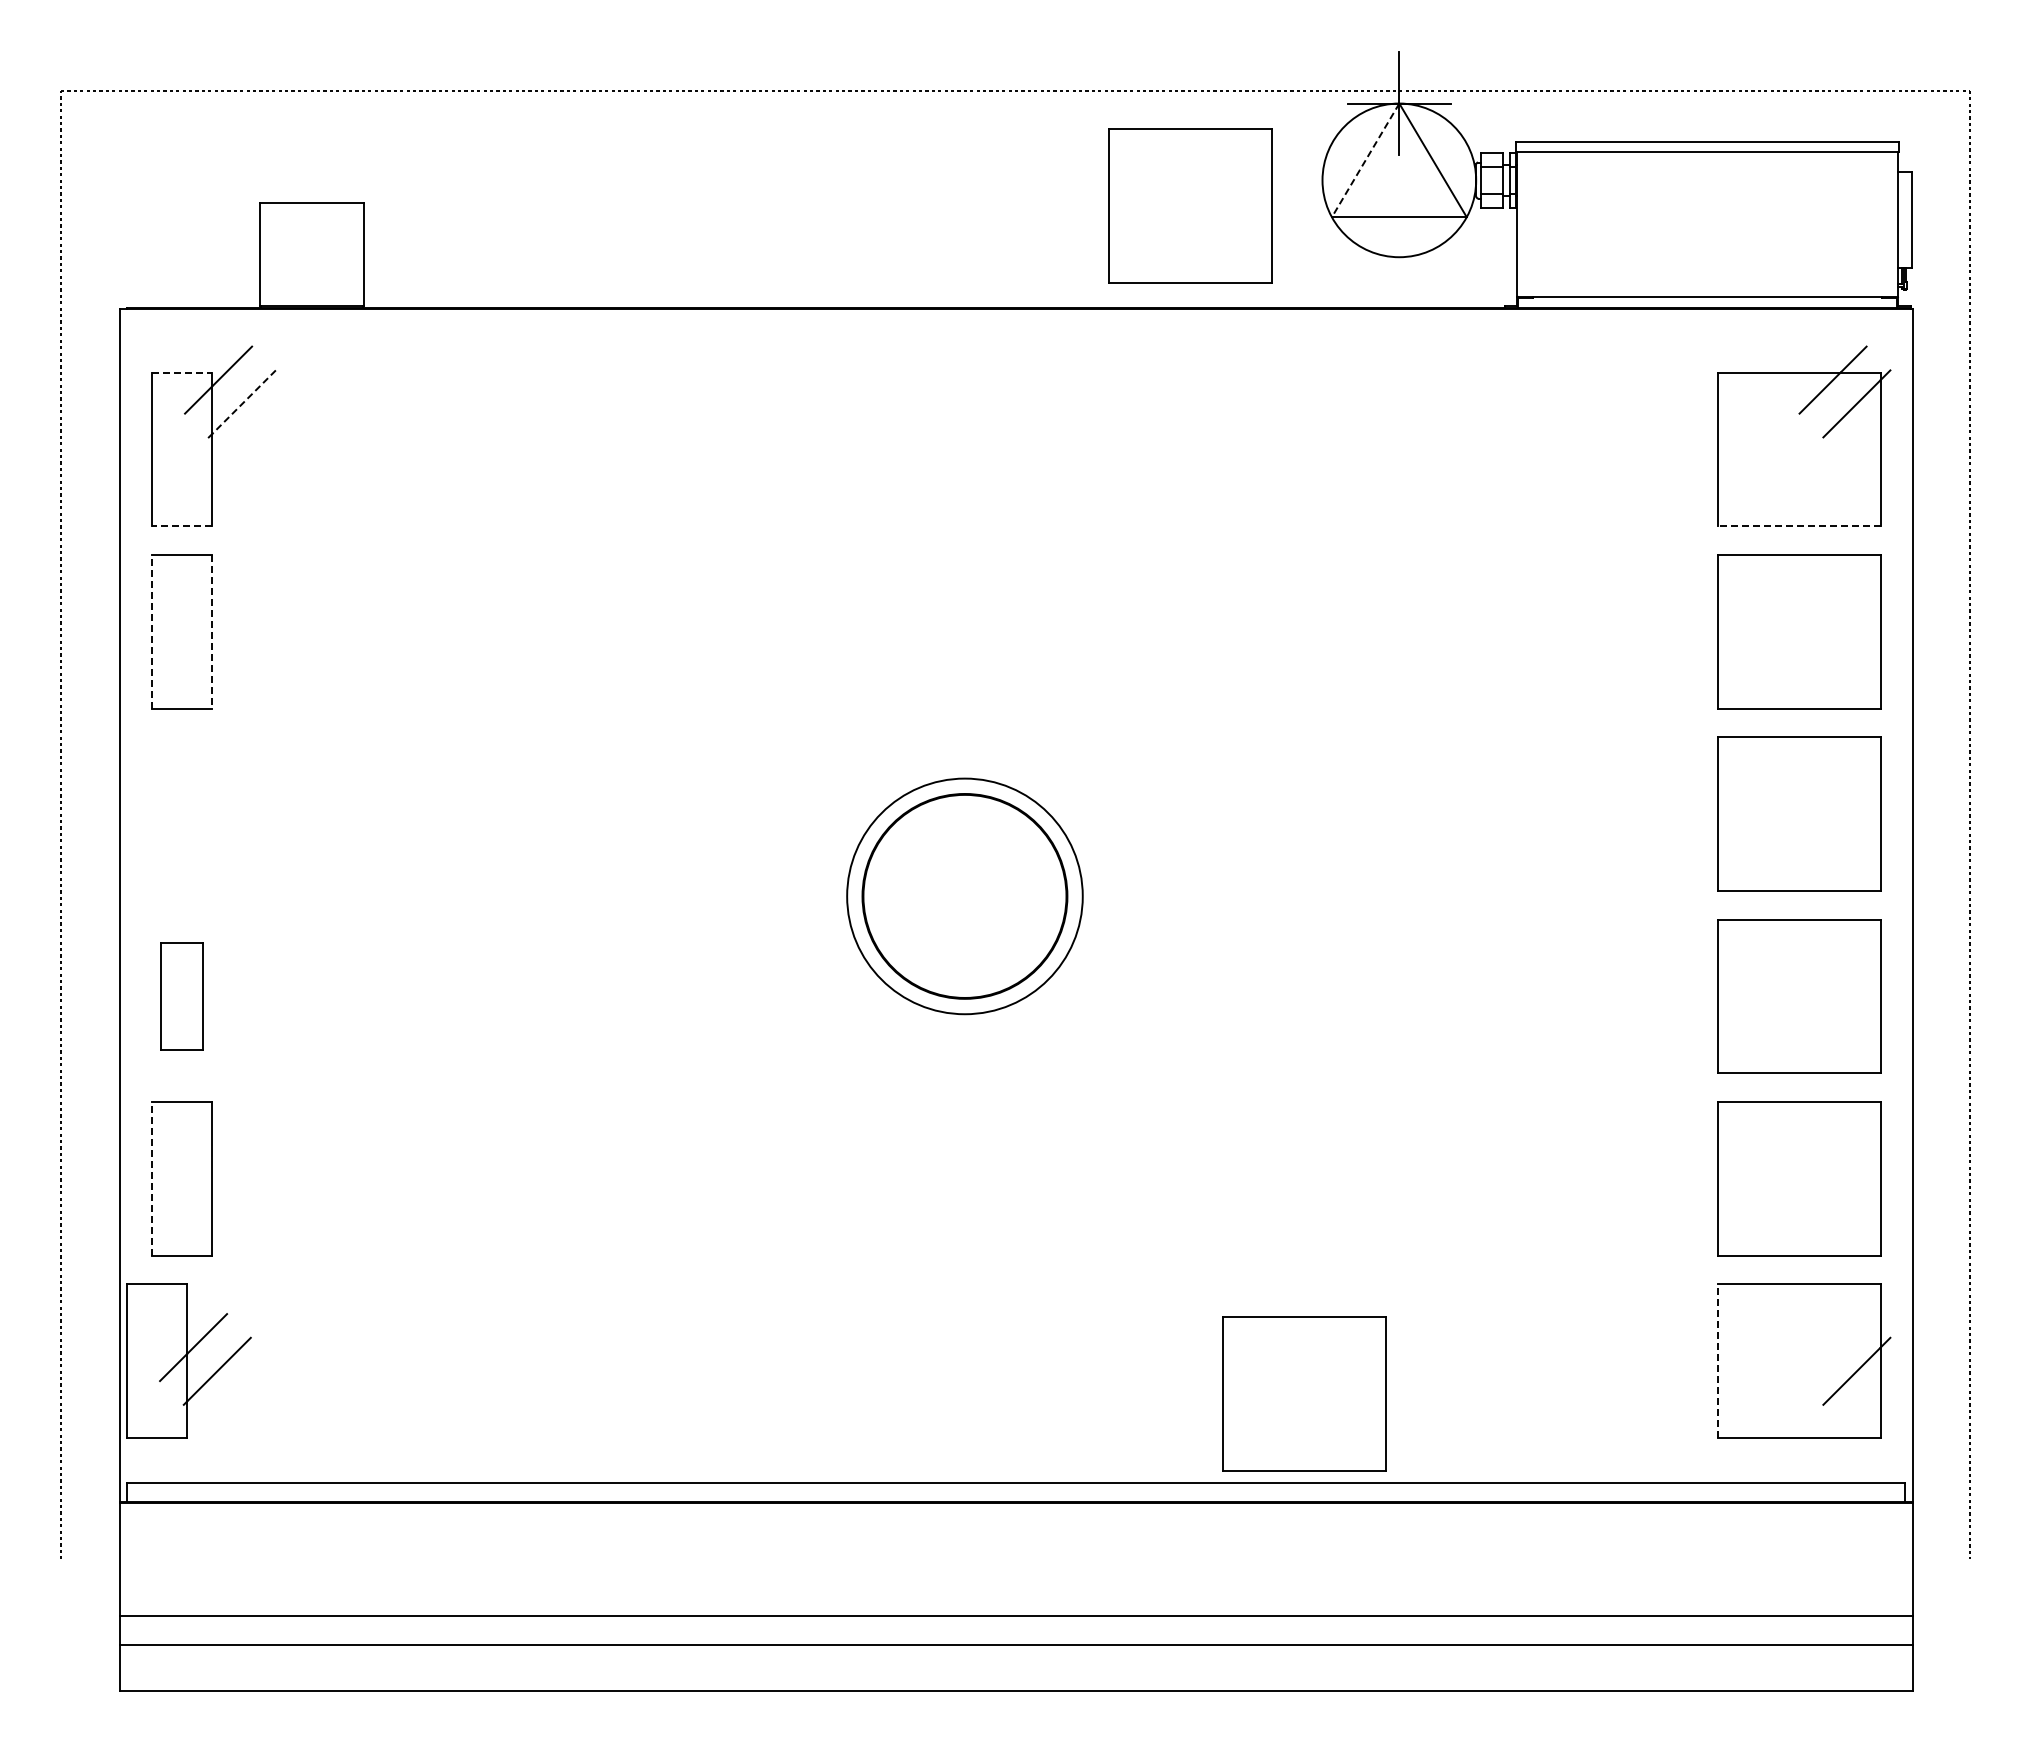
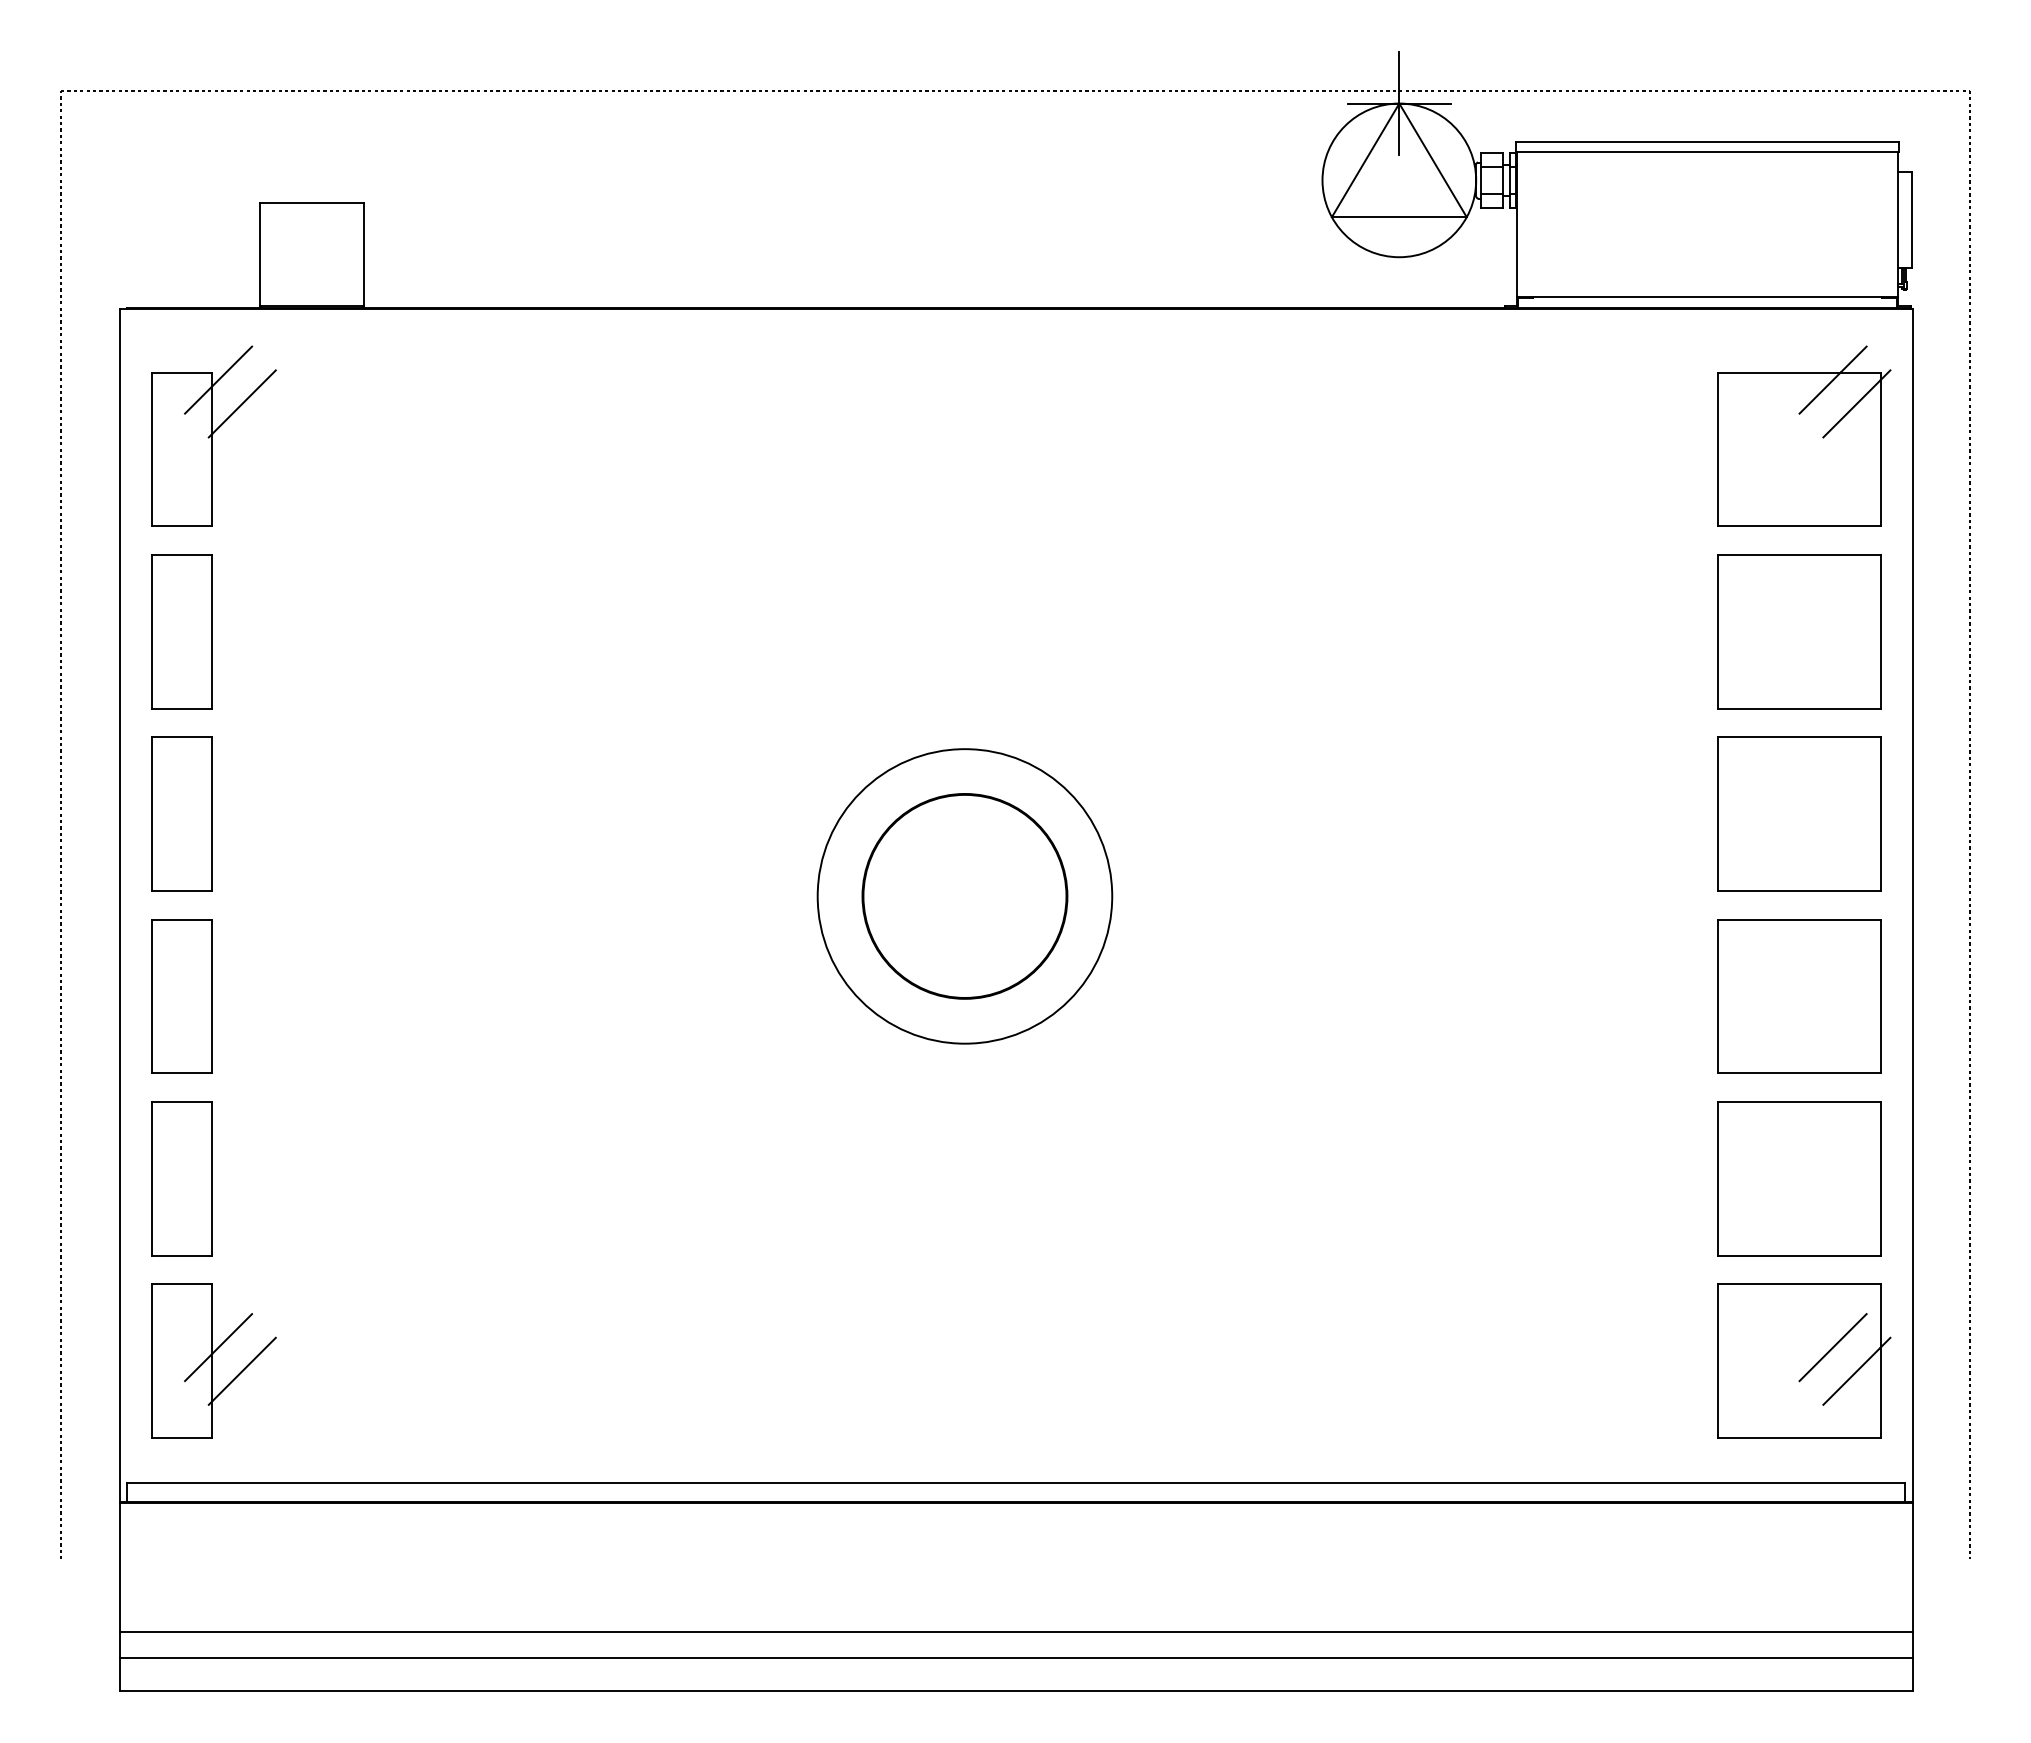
line: dashed -> solid (1365, 160)
part: present -> none (1190, 205)
line: dashed -> solid (182, 372)
line: dashed -> solid (243, 402)
line: dashed -> solid (181, 526)
line: dashed -> solid (1798, 526)
line: dashed -> solid (151, 631)
line: dashed -> solid (212, 631)
part: none -> present (181, 813)
circle diameter: 236 px -> 295 px (964, 896)
part size: 44x109 px -> 62x155 px (181, 996)
line: dashed -> solid (151, 1178)
line: none -> present (1832, 1347)
part position: (188, 1360) -> (213, 1360) (213, 1360)
line: dashed -> solid (1717, 1361)
part: present -> none (1304, 1393)
line position: (1015, 1616) -> (1015, 1632) (1015, 1632)
line position: (1015, 1644) -> (1015, 1657) (1015, 1657)
